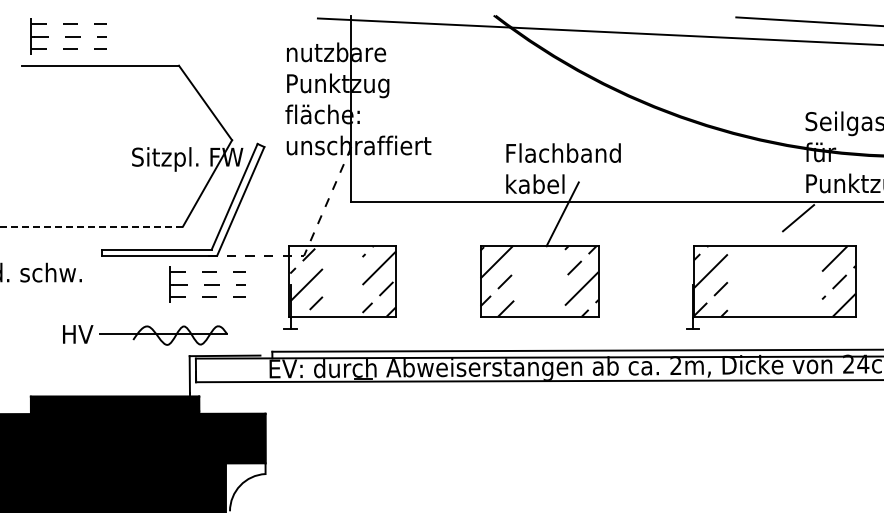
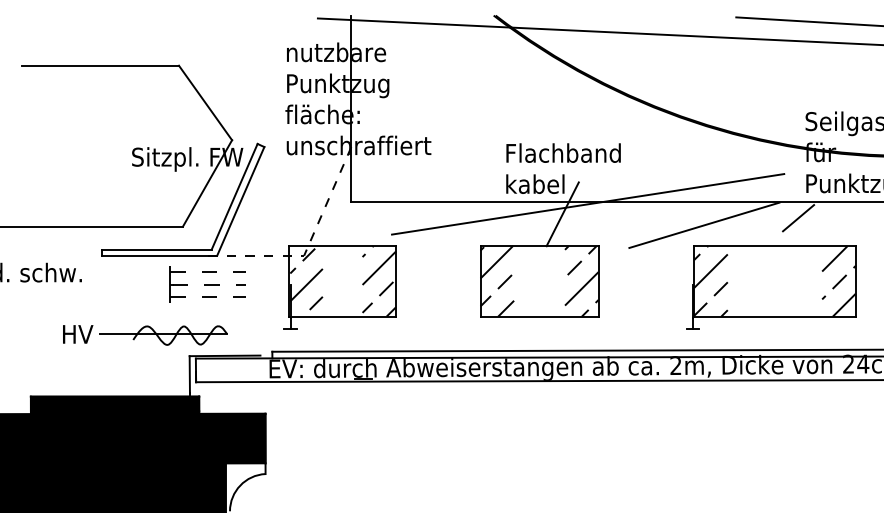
part: present -> none (68, 36)
line: none -> present (588, 204)
line: none -> present (704, 224)
line: dashed -> solid (91, 226)
